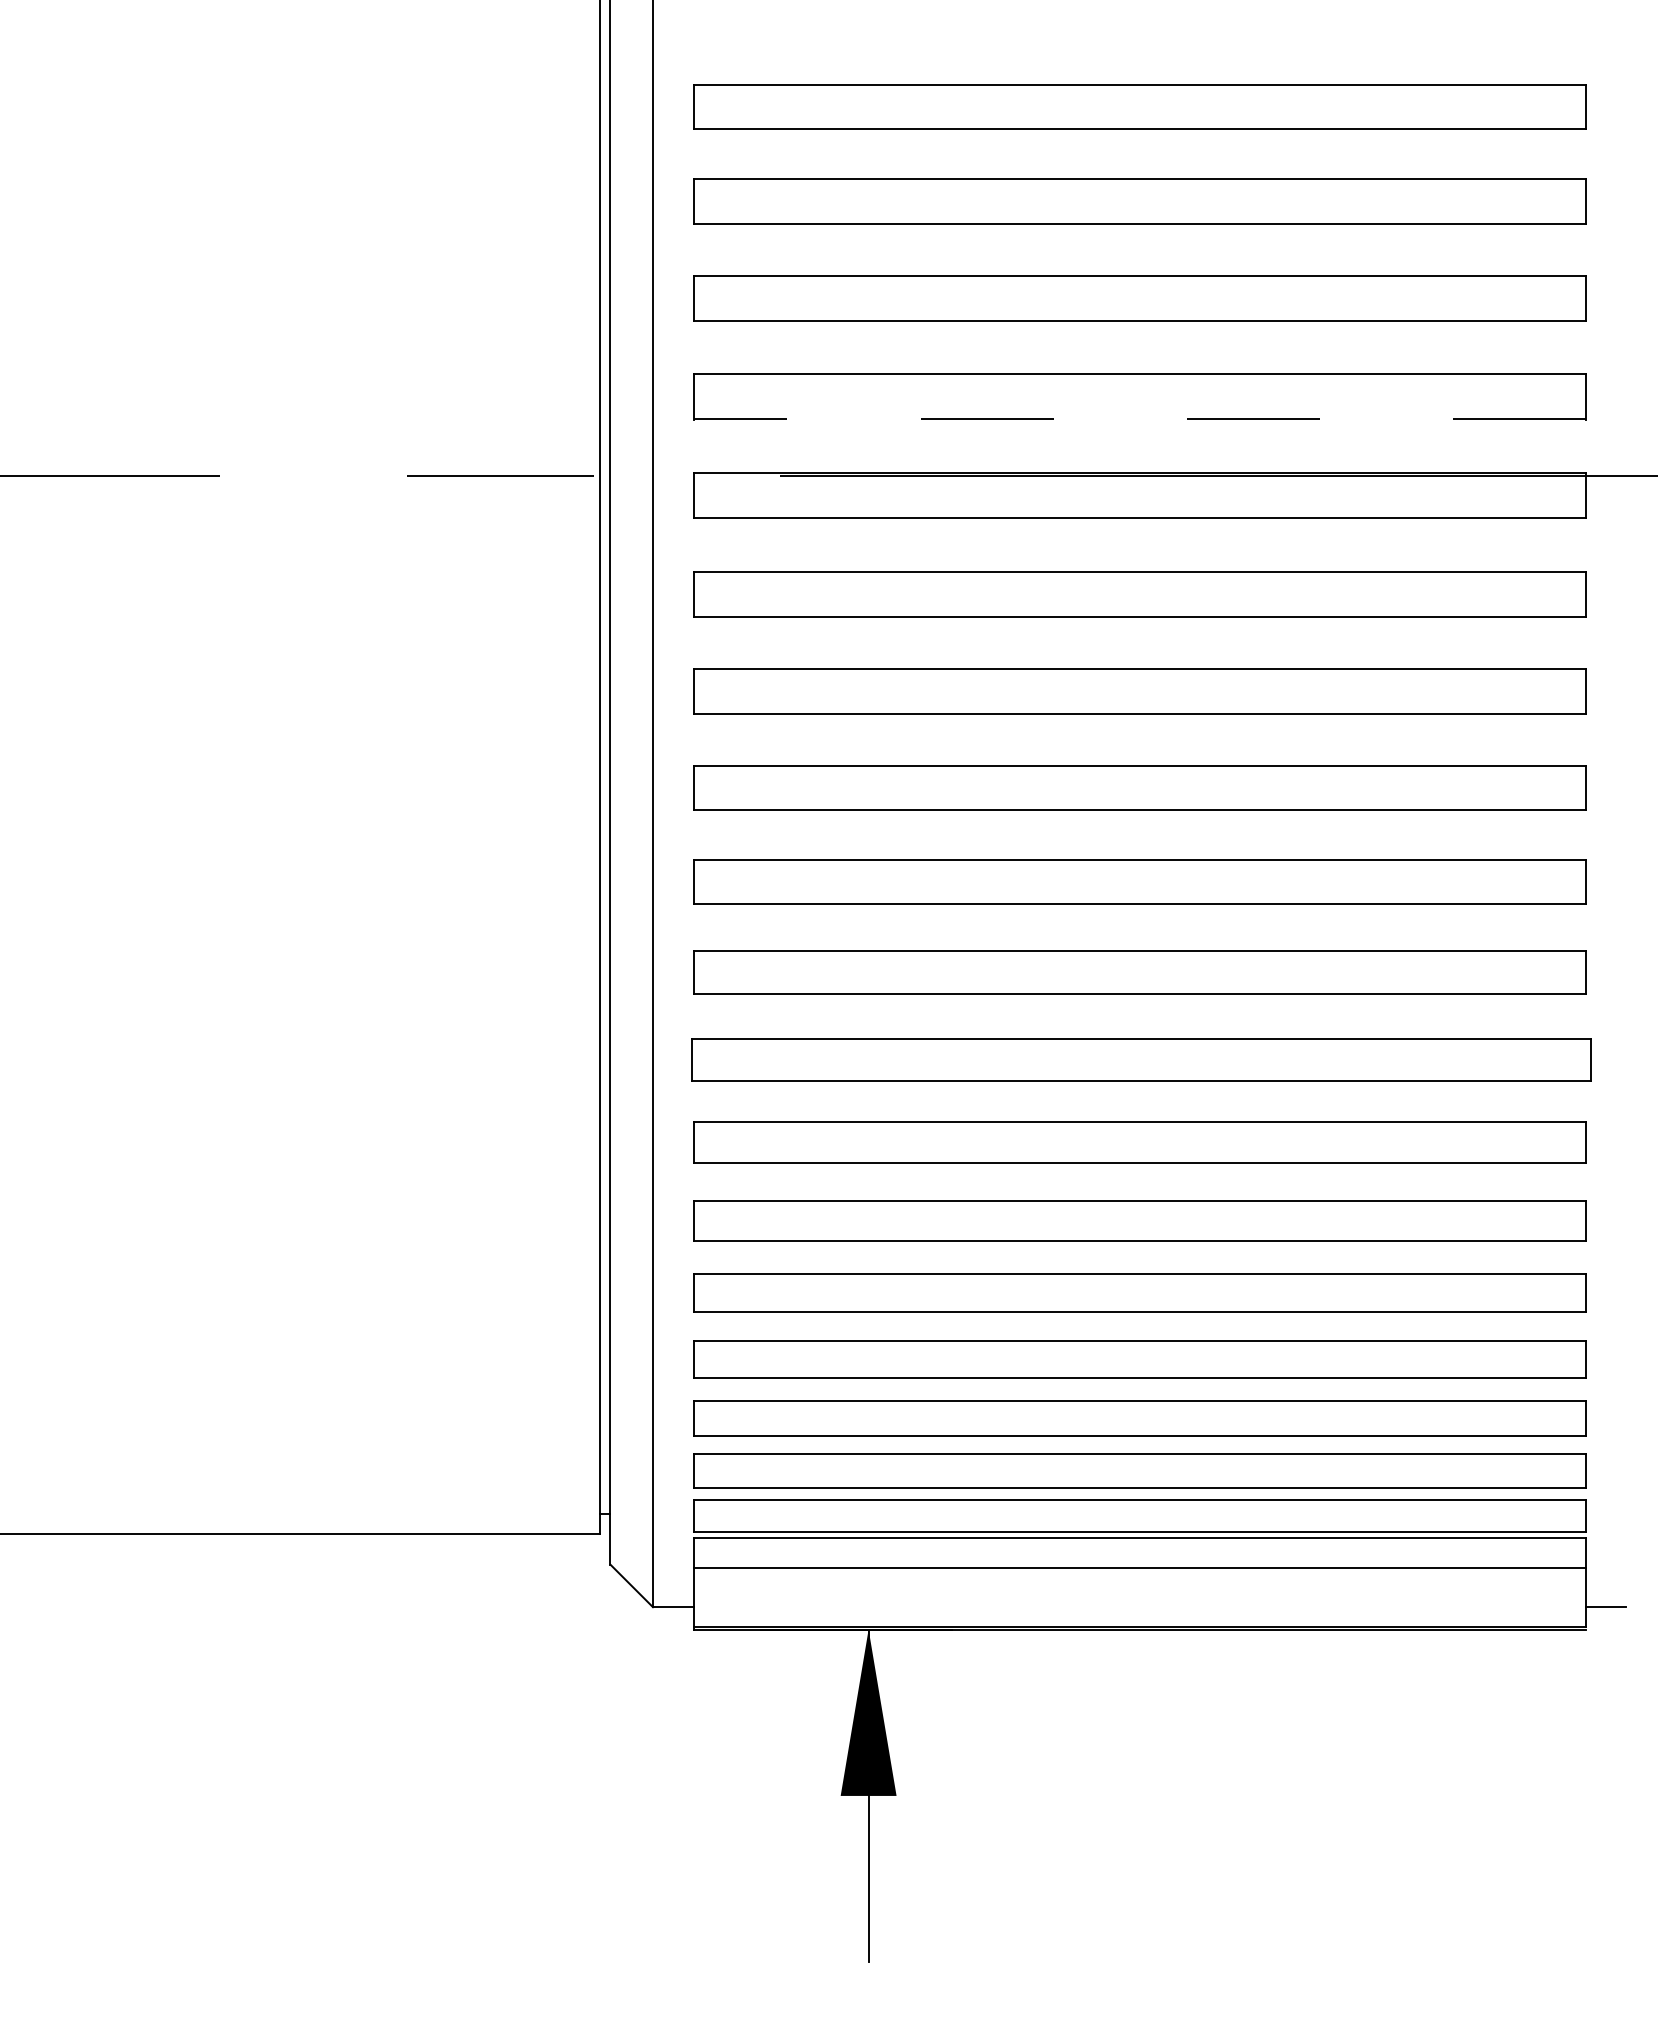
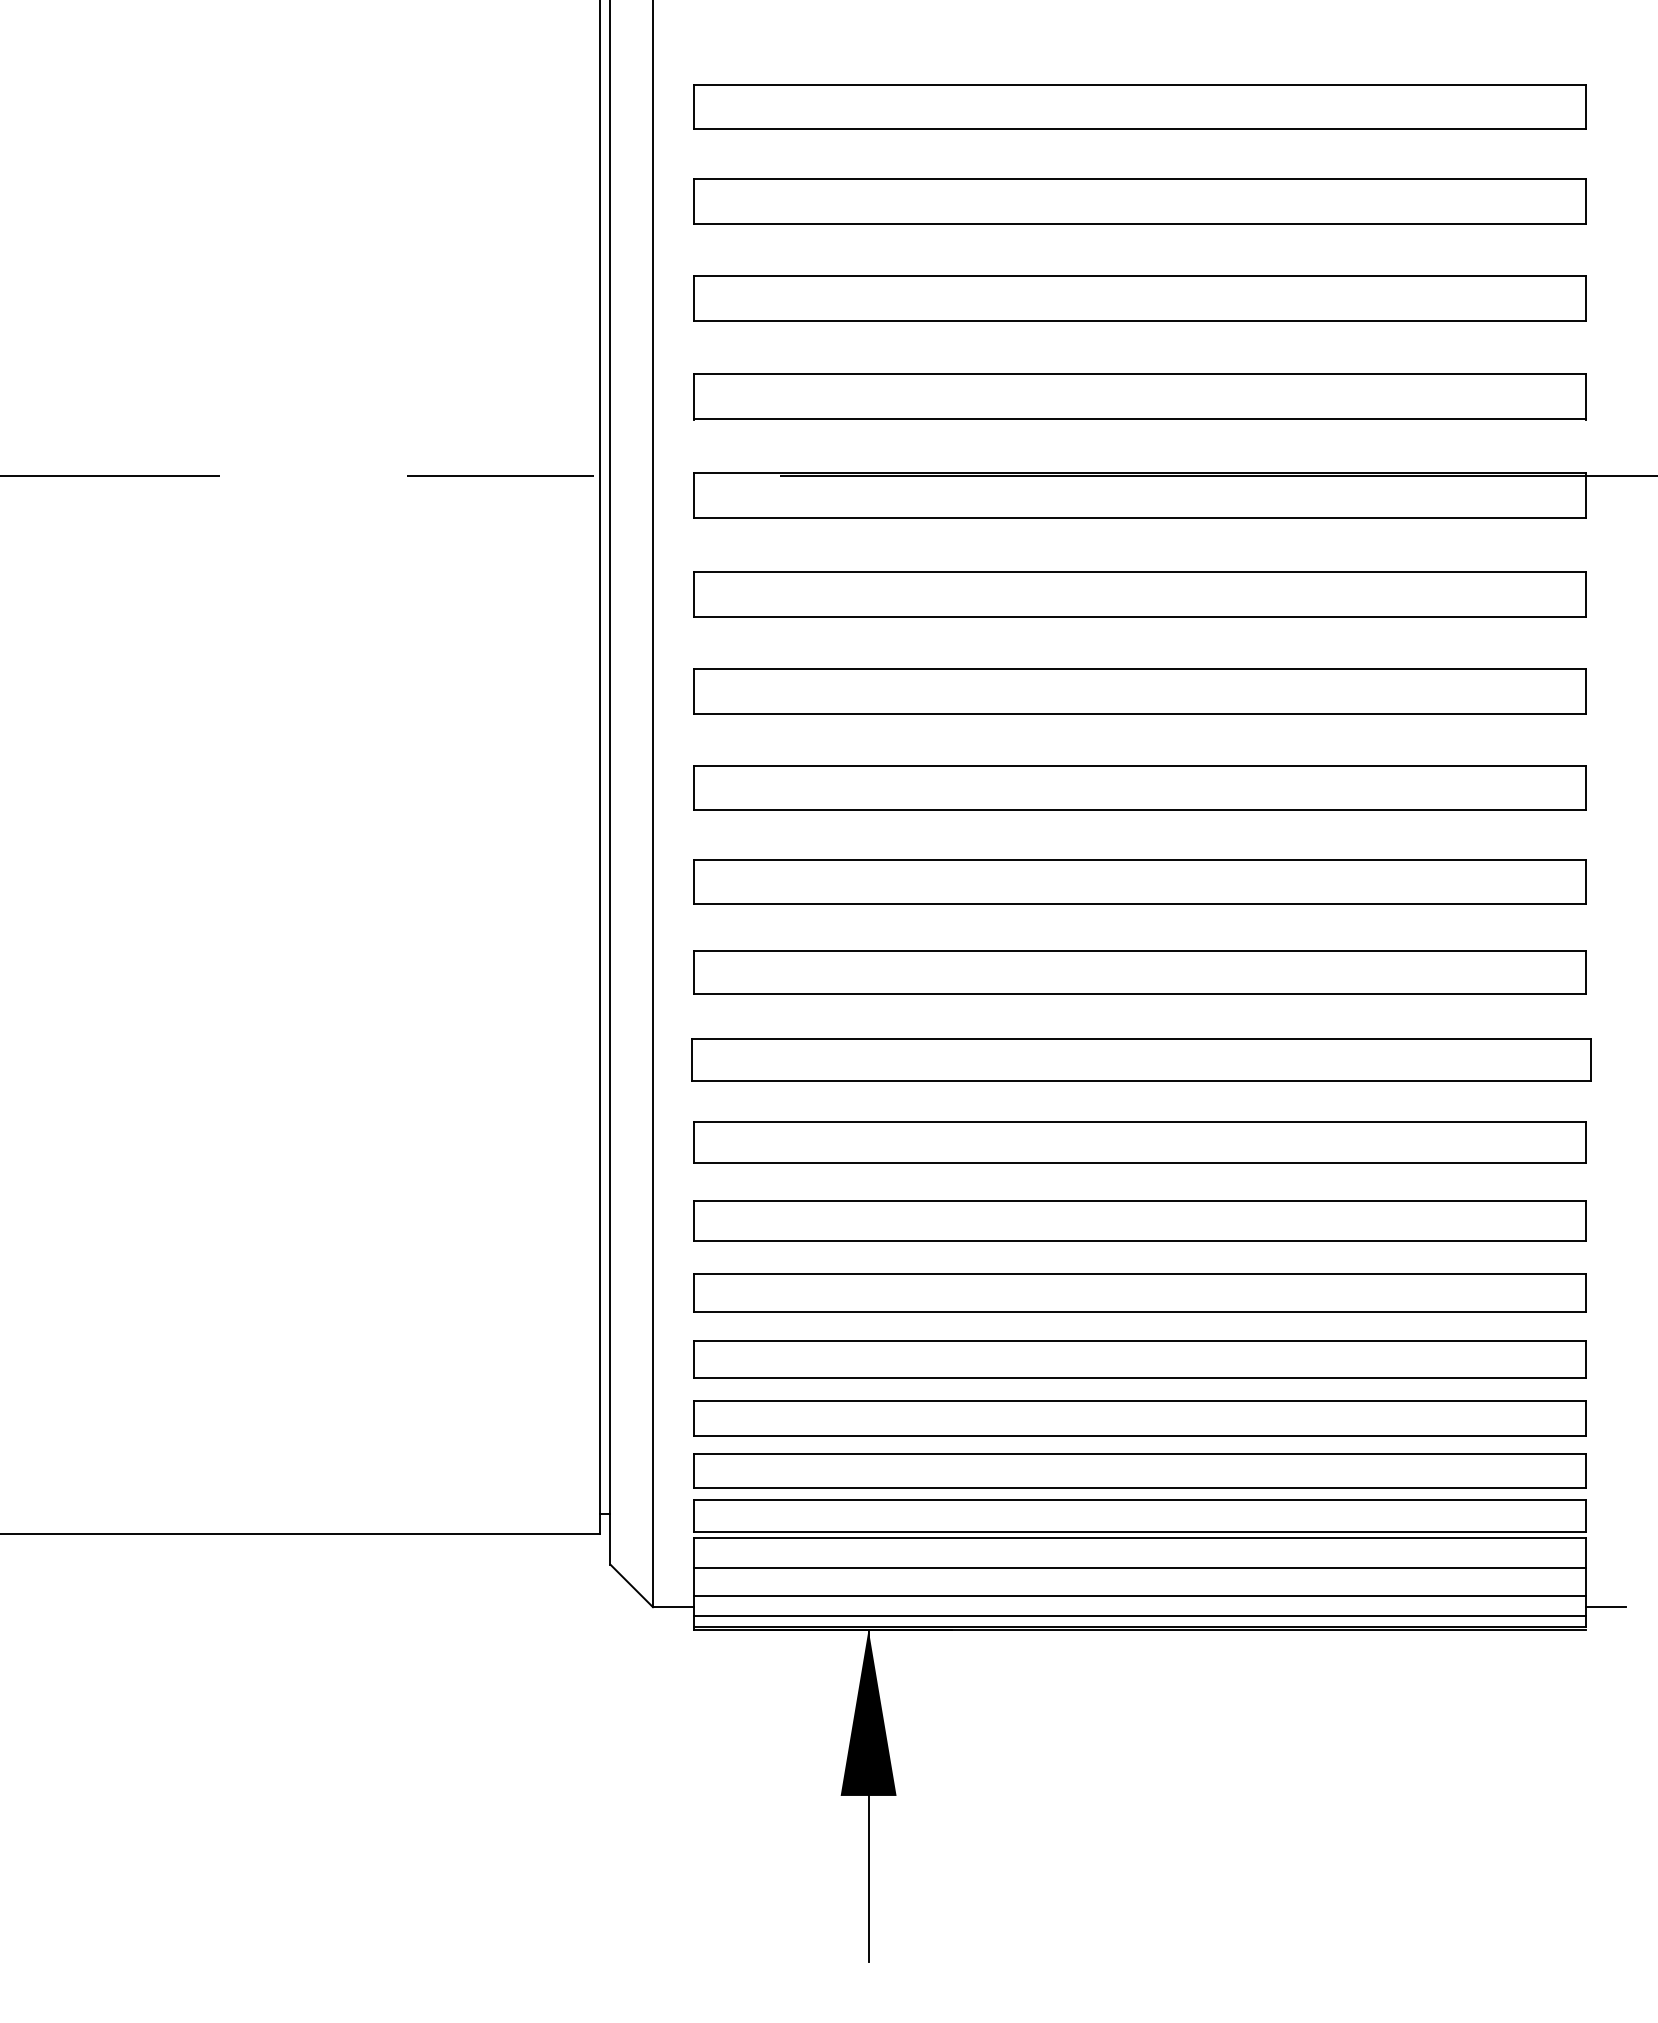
line: dashed -> solid (1140, 419)
line: none -> present (1140, 1596)
line: none -> present (1140, 1615)
